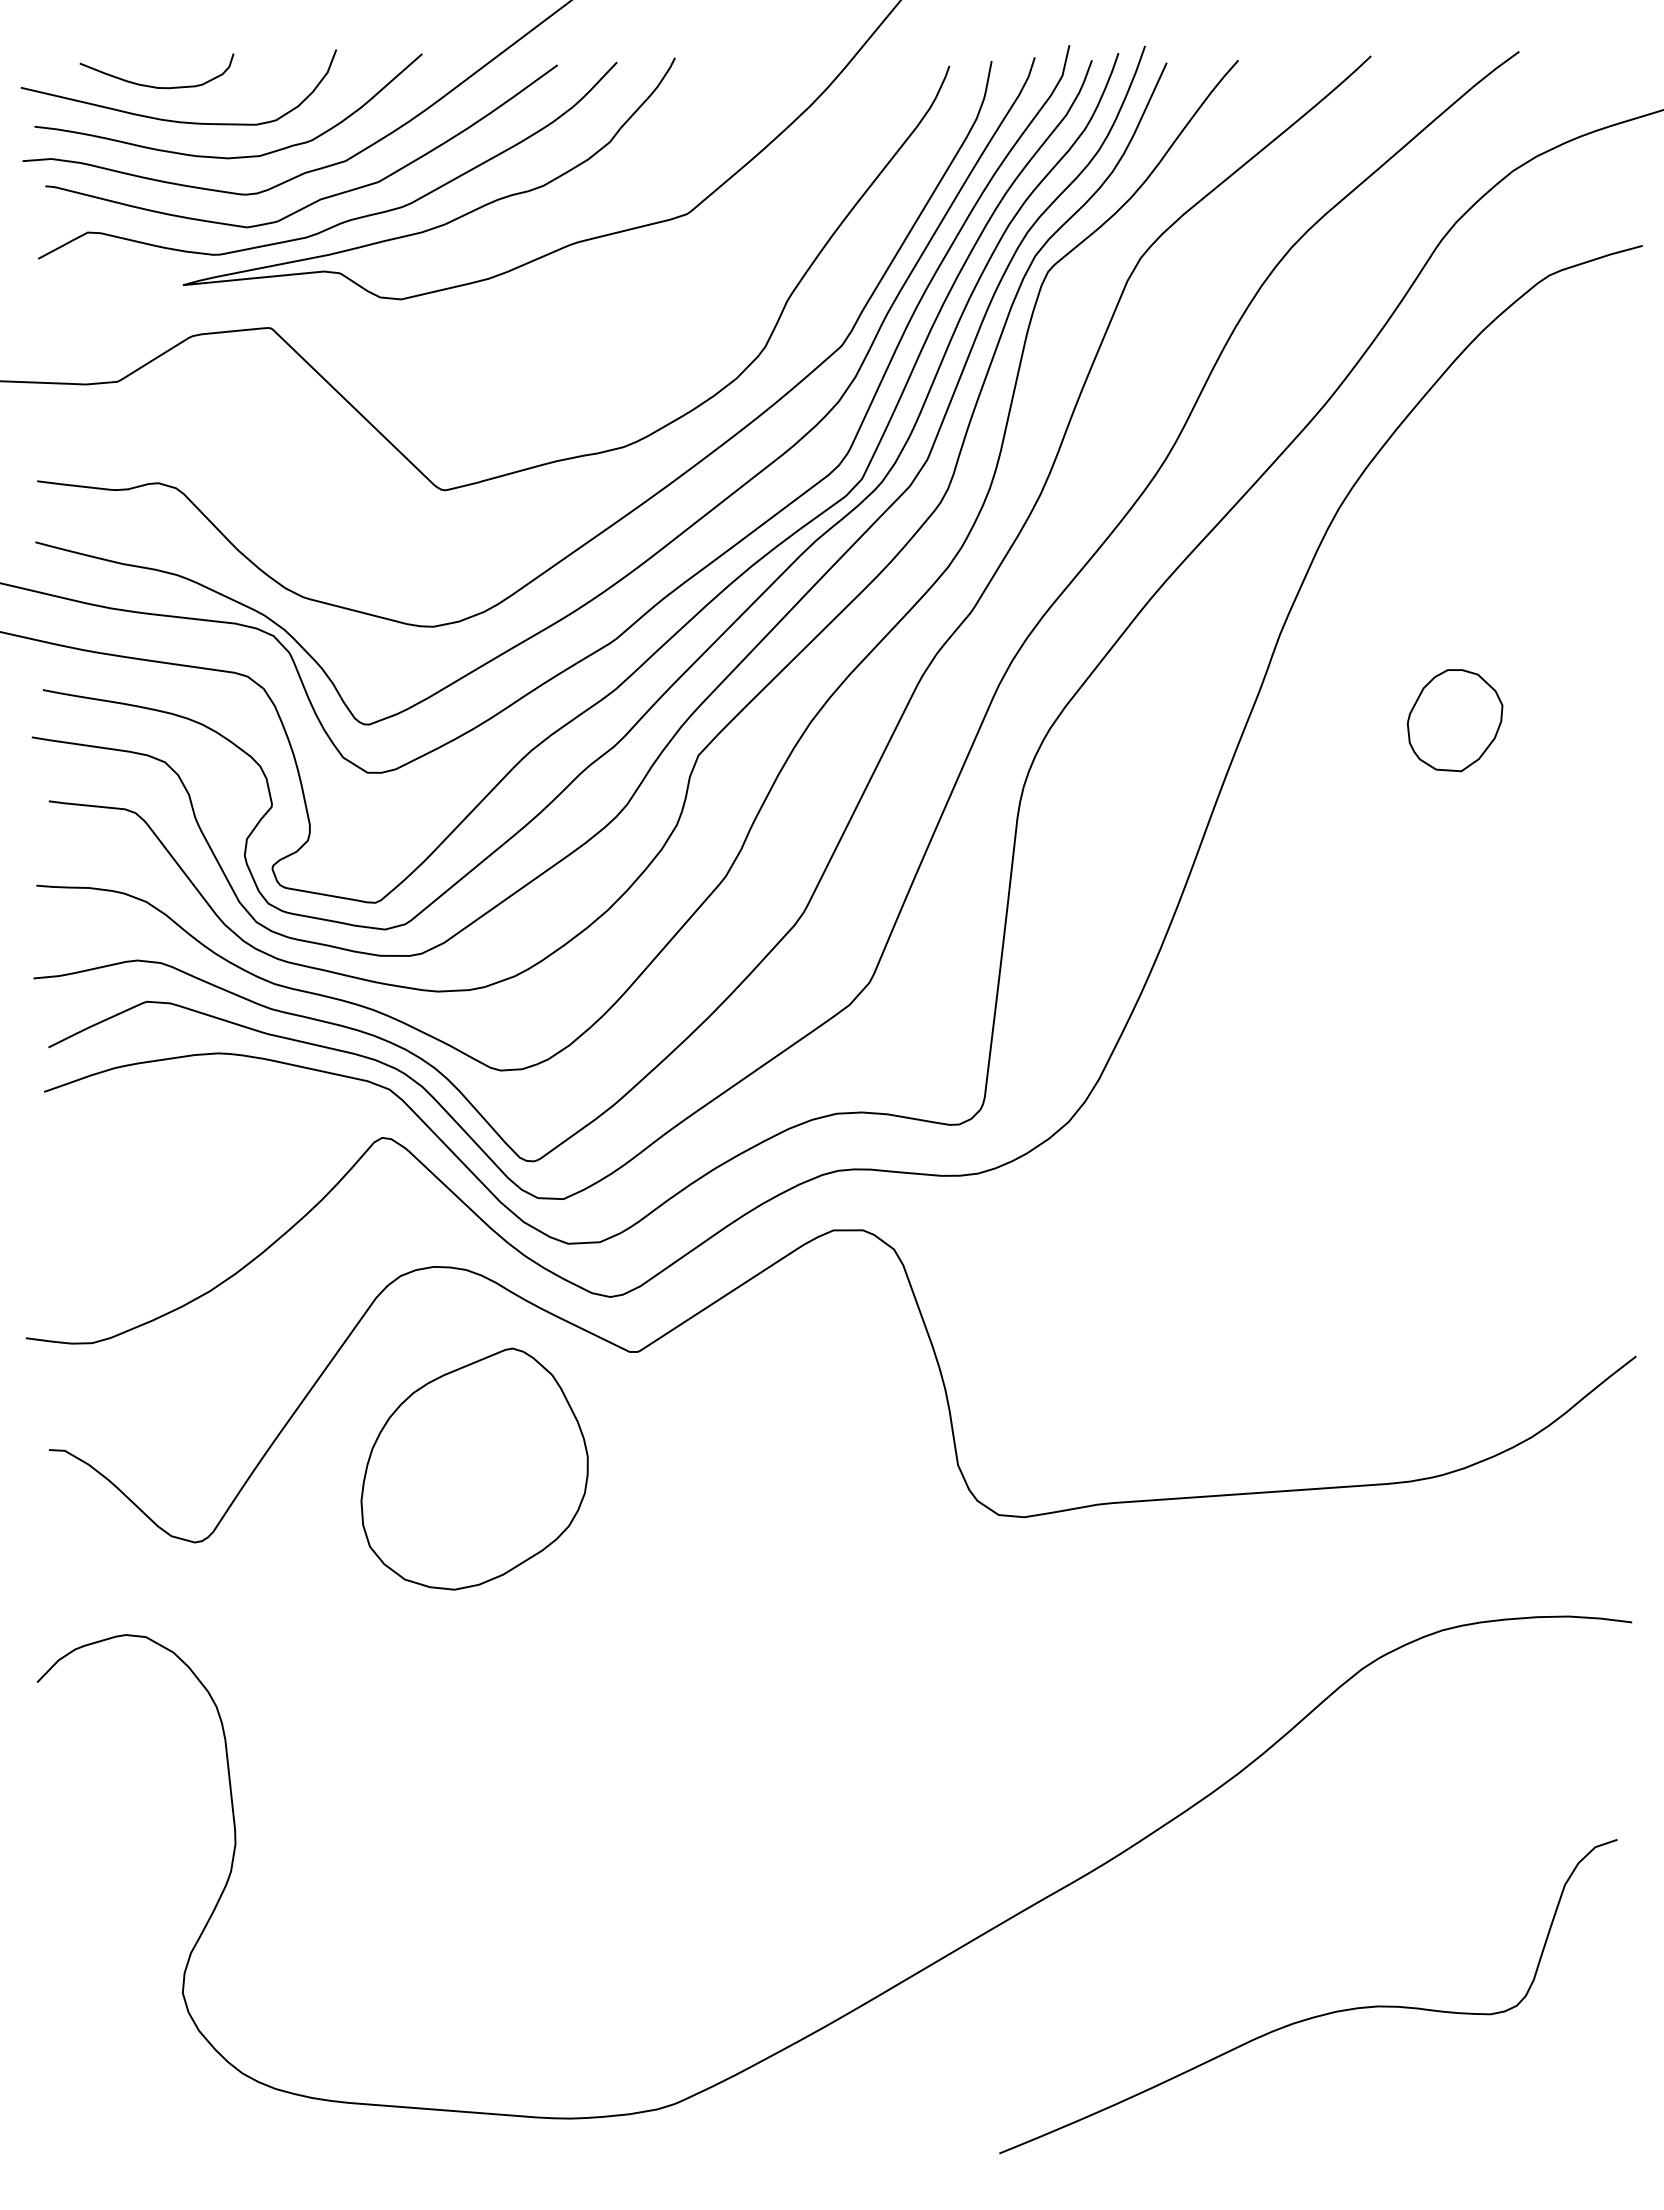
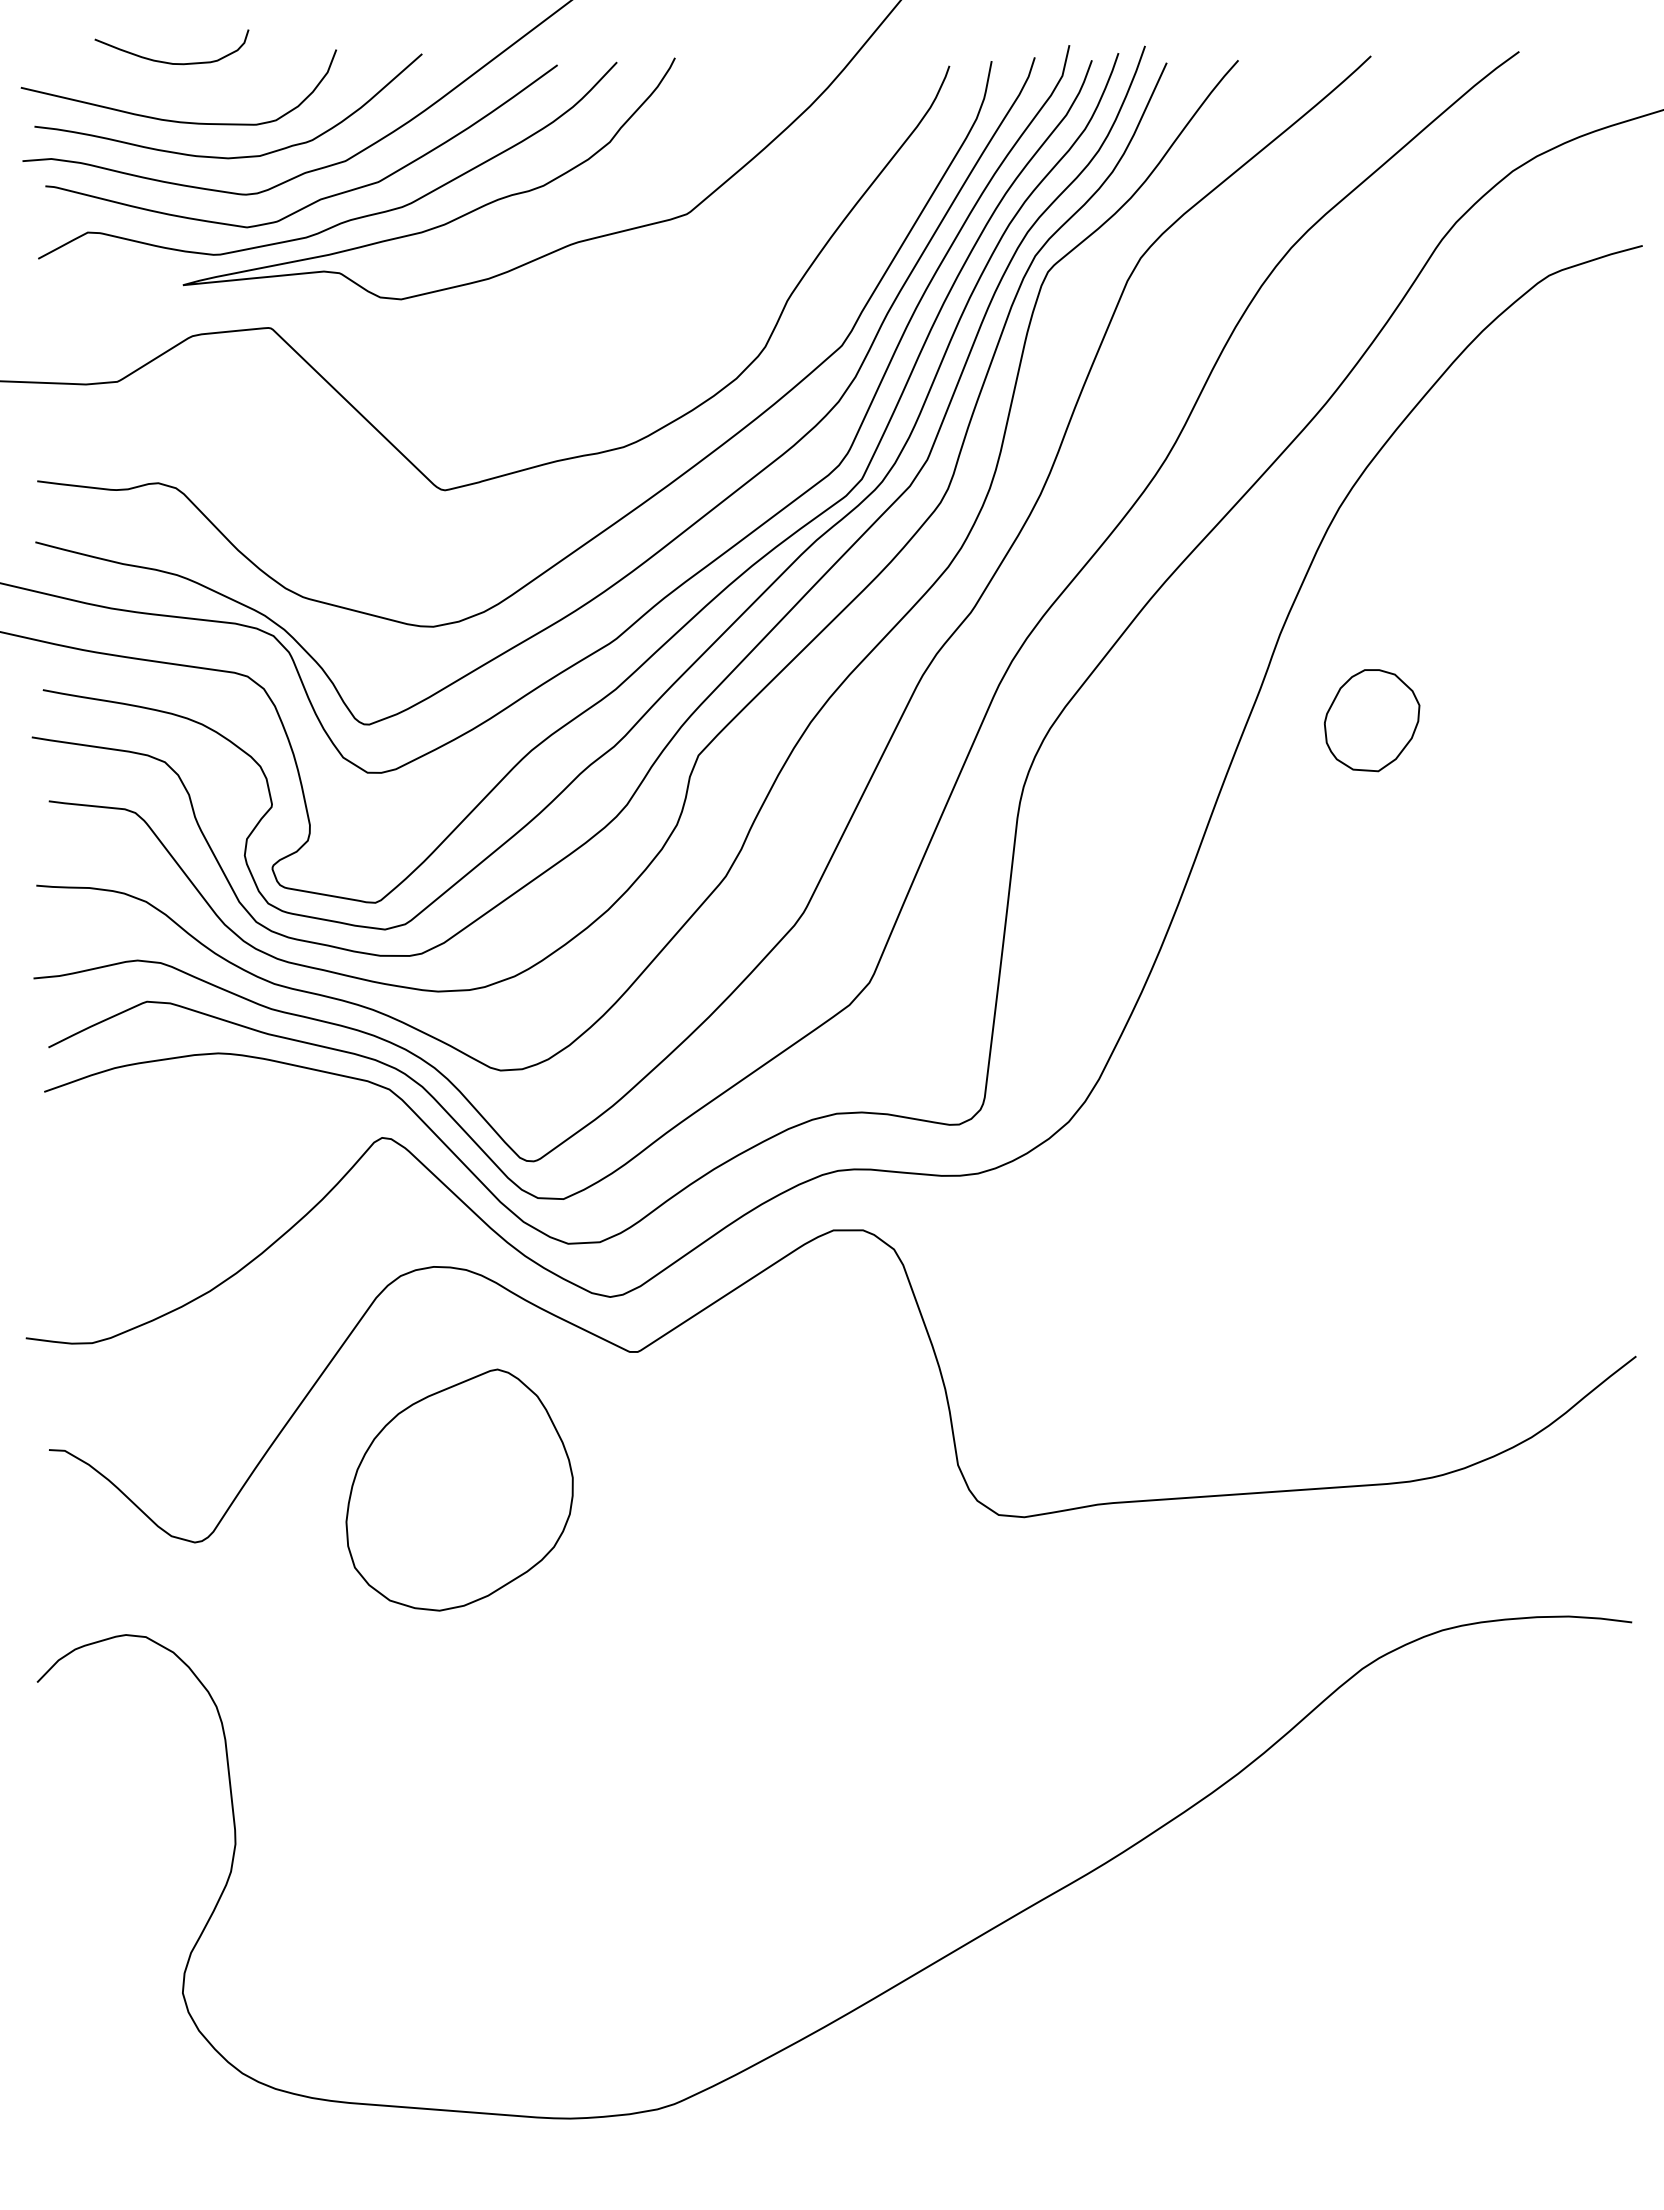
curve position: (151, 85) -> (166, 61) (166, 61)
part position: (1454, 720) -> (1371, 720) (1371, 720)
part position: (474, 1468) -> (459, 1489) (459, 1489)
curve: present -> none (1312, 2016)
